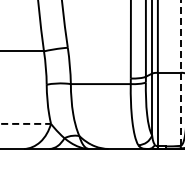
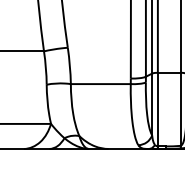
line: dashed -> solid (180, 73)
line: dashed -> solid (26, 123)
